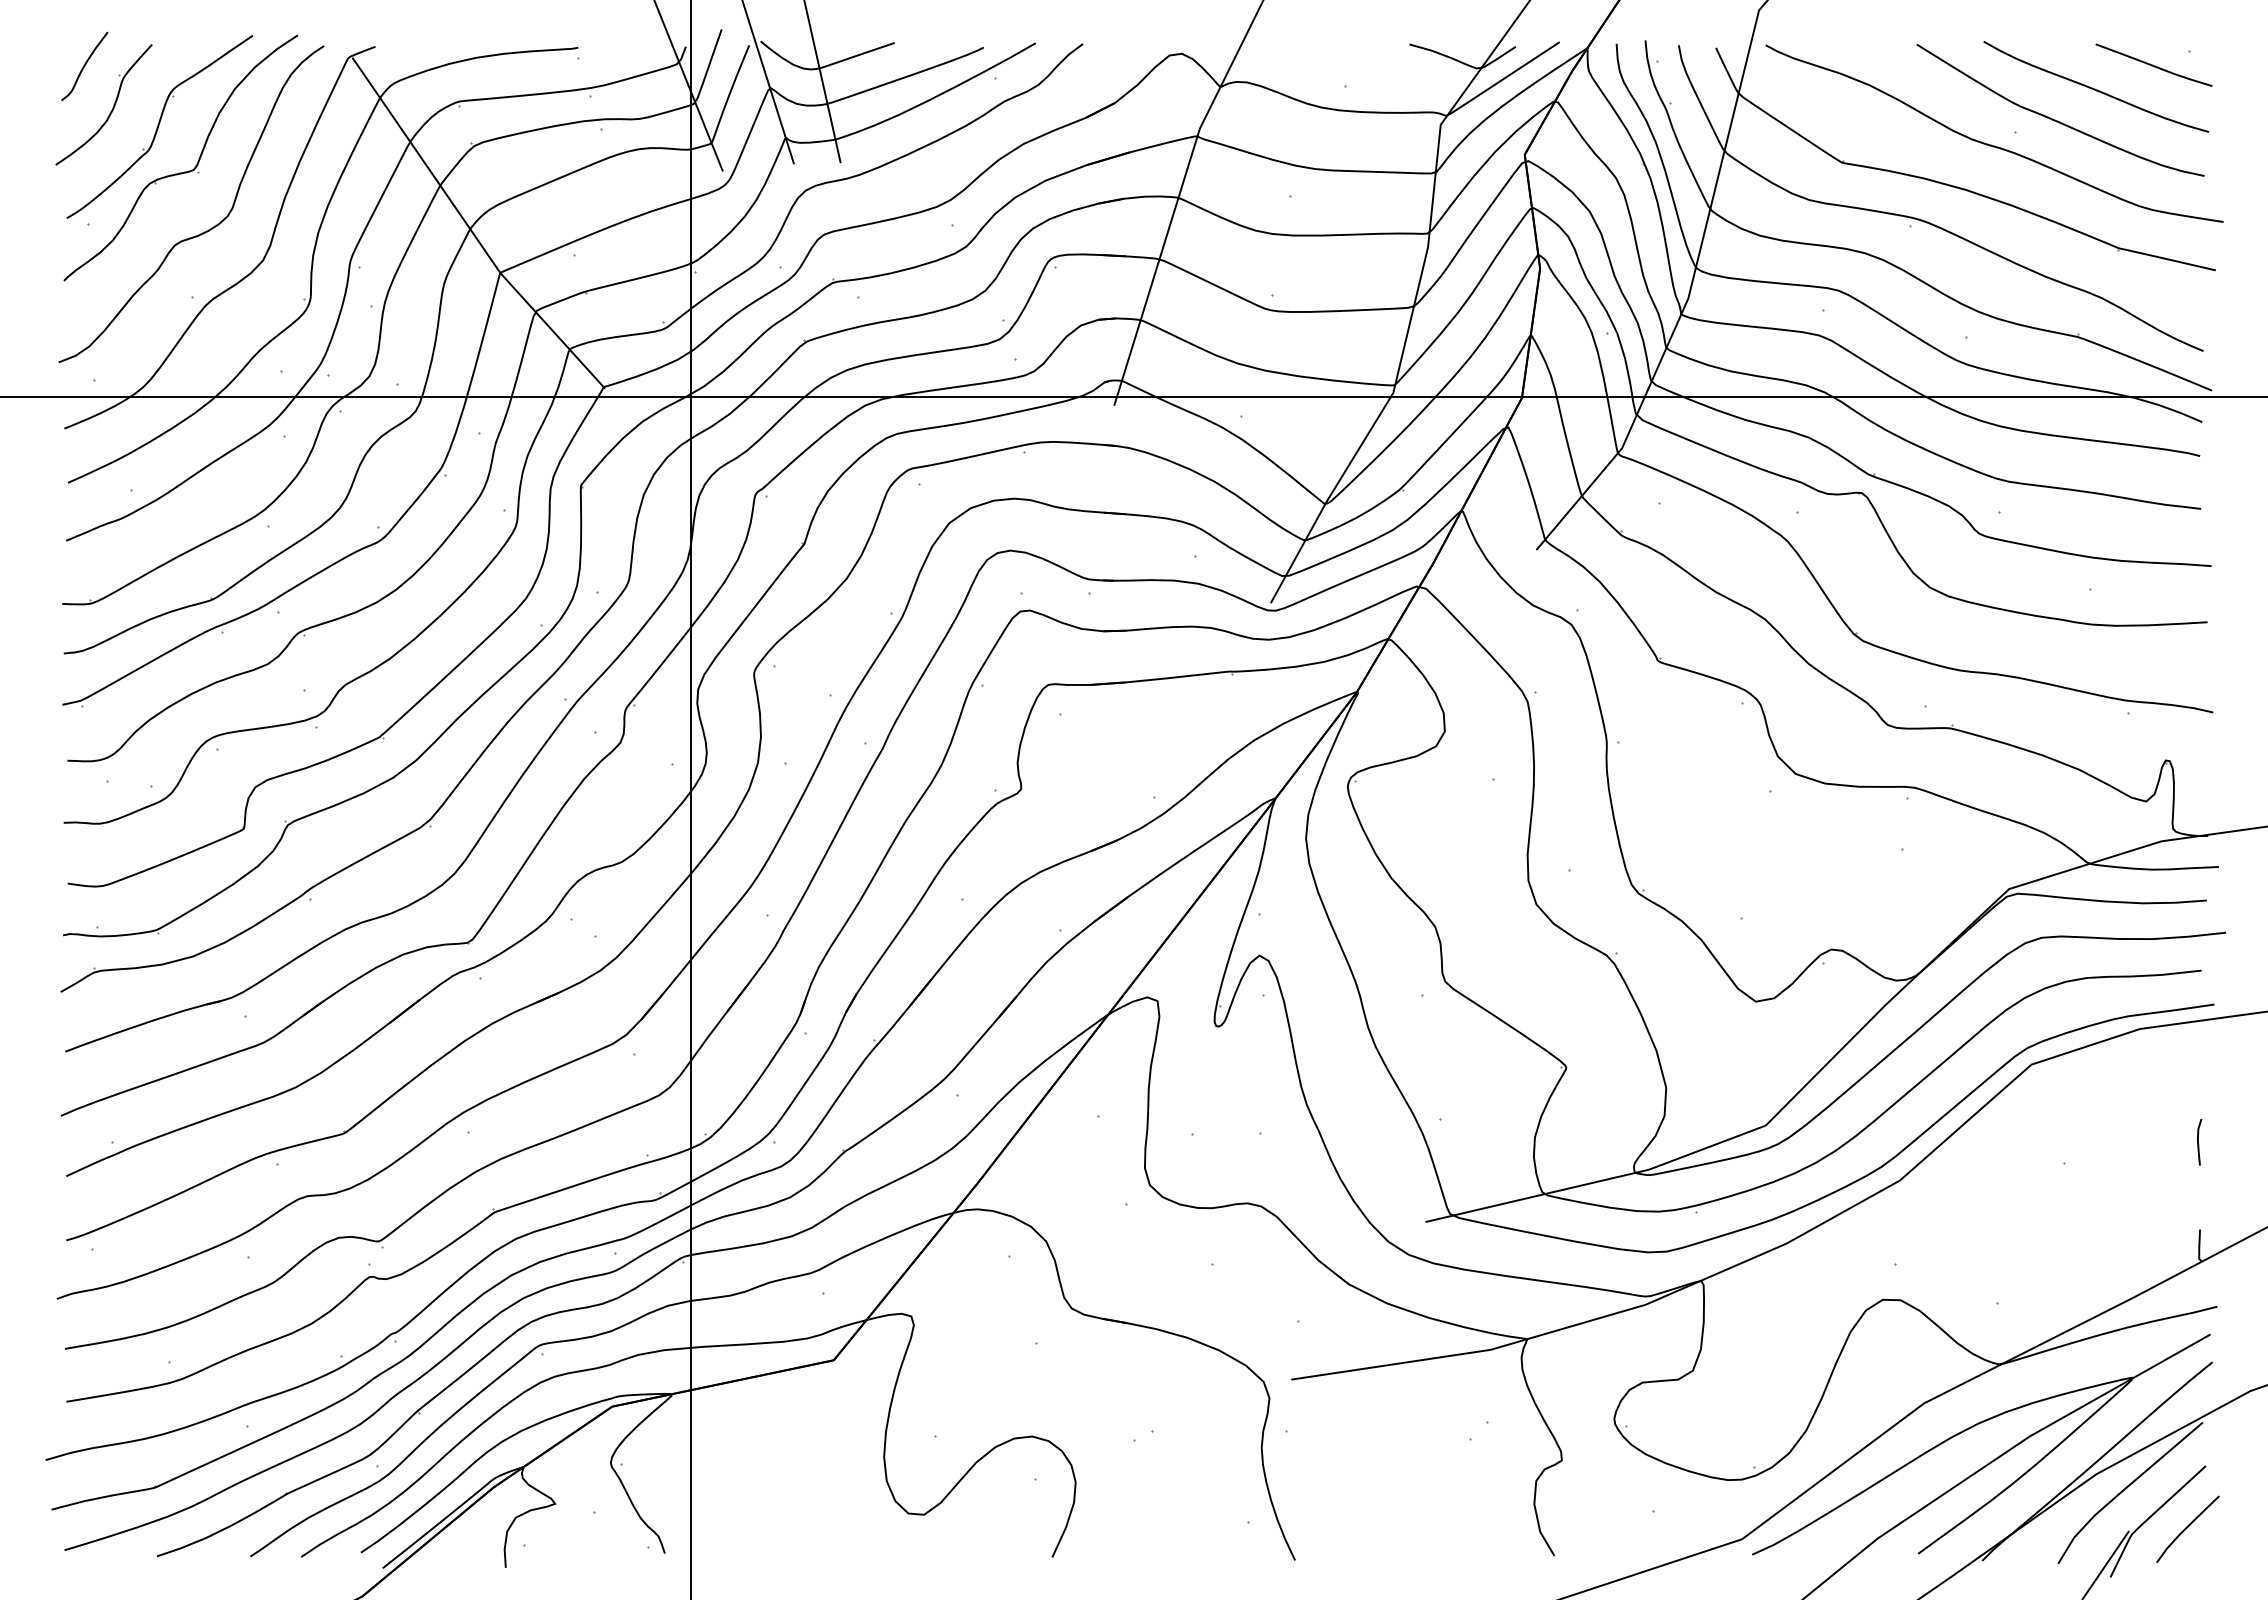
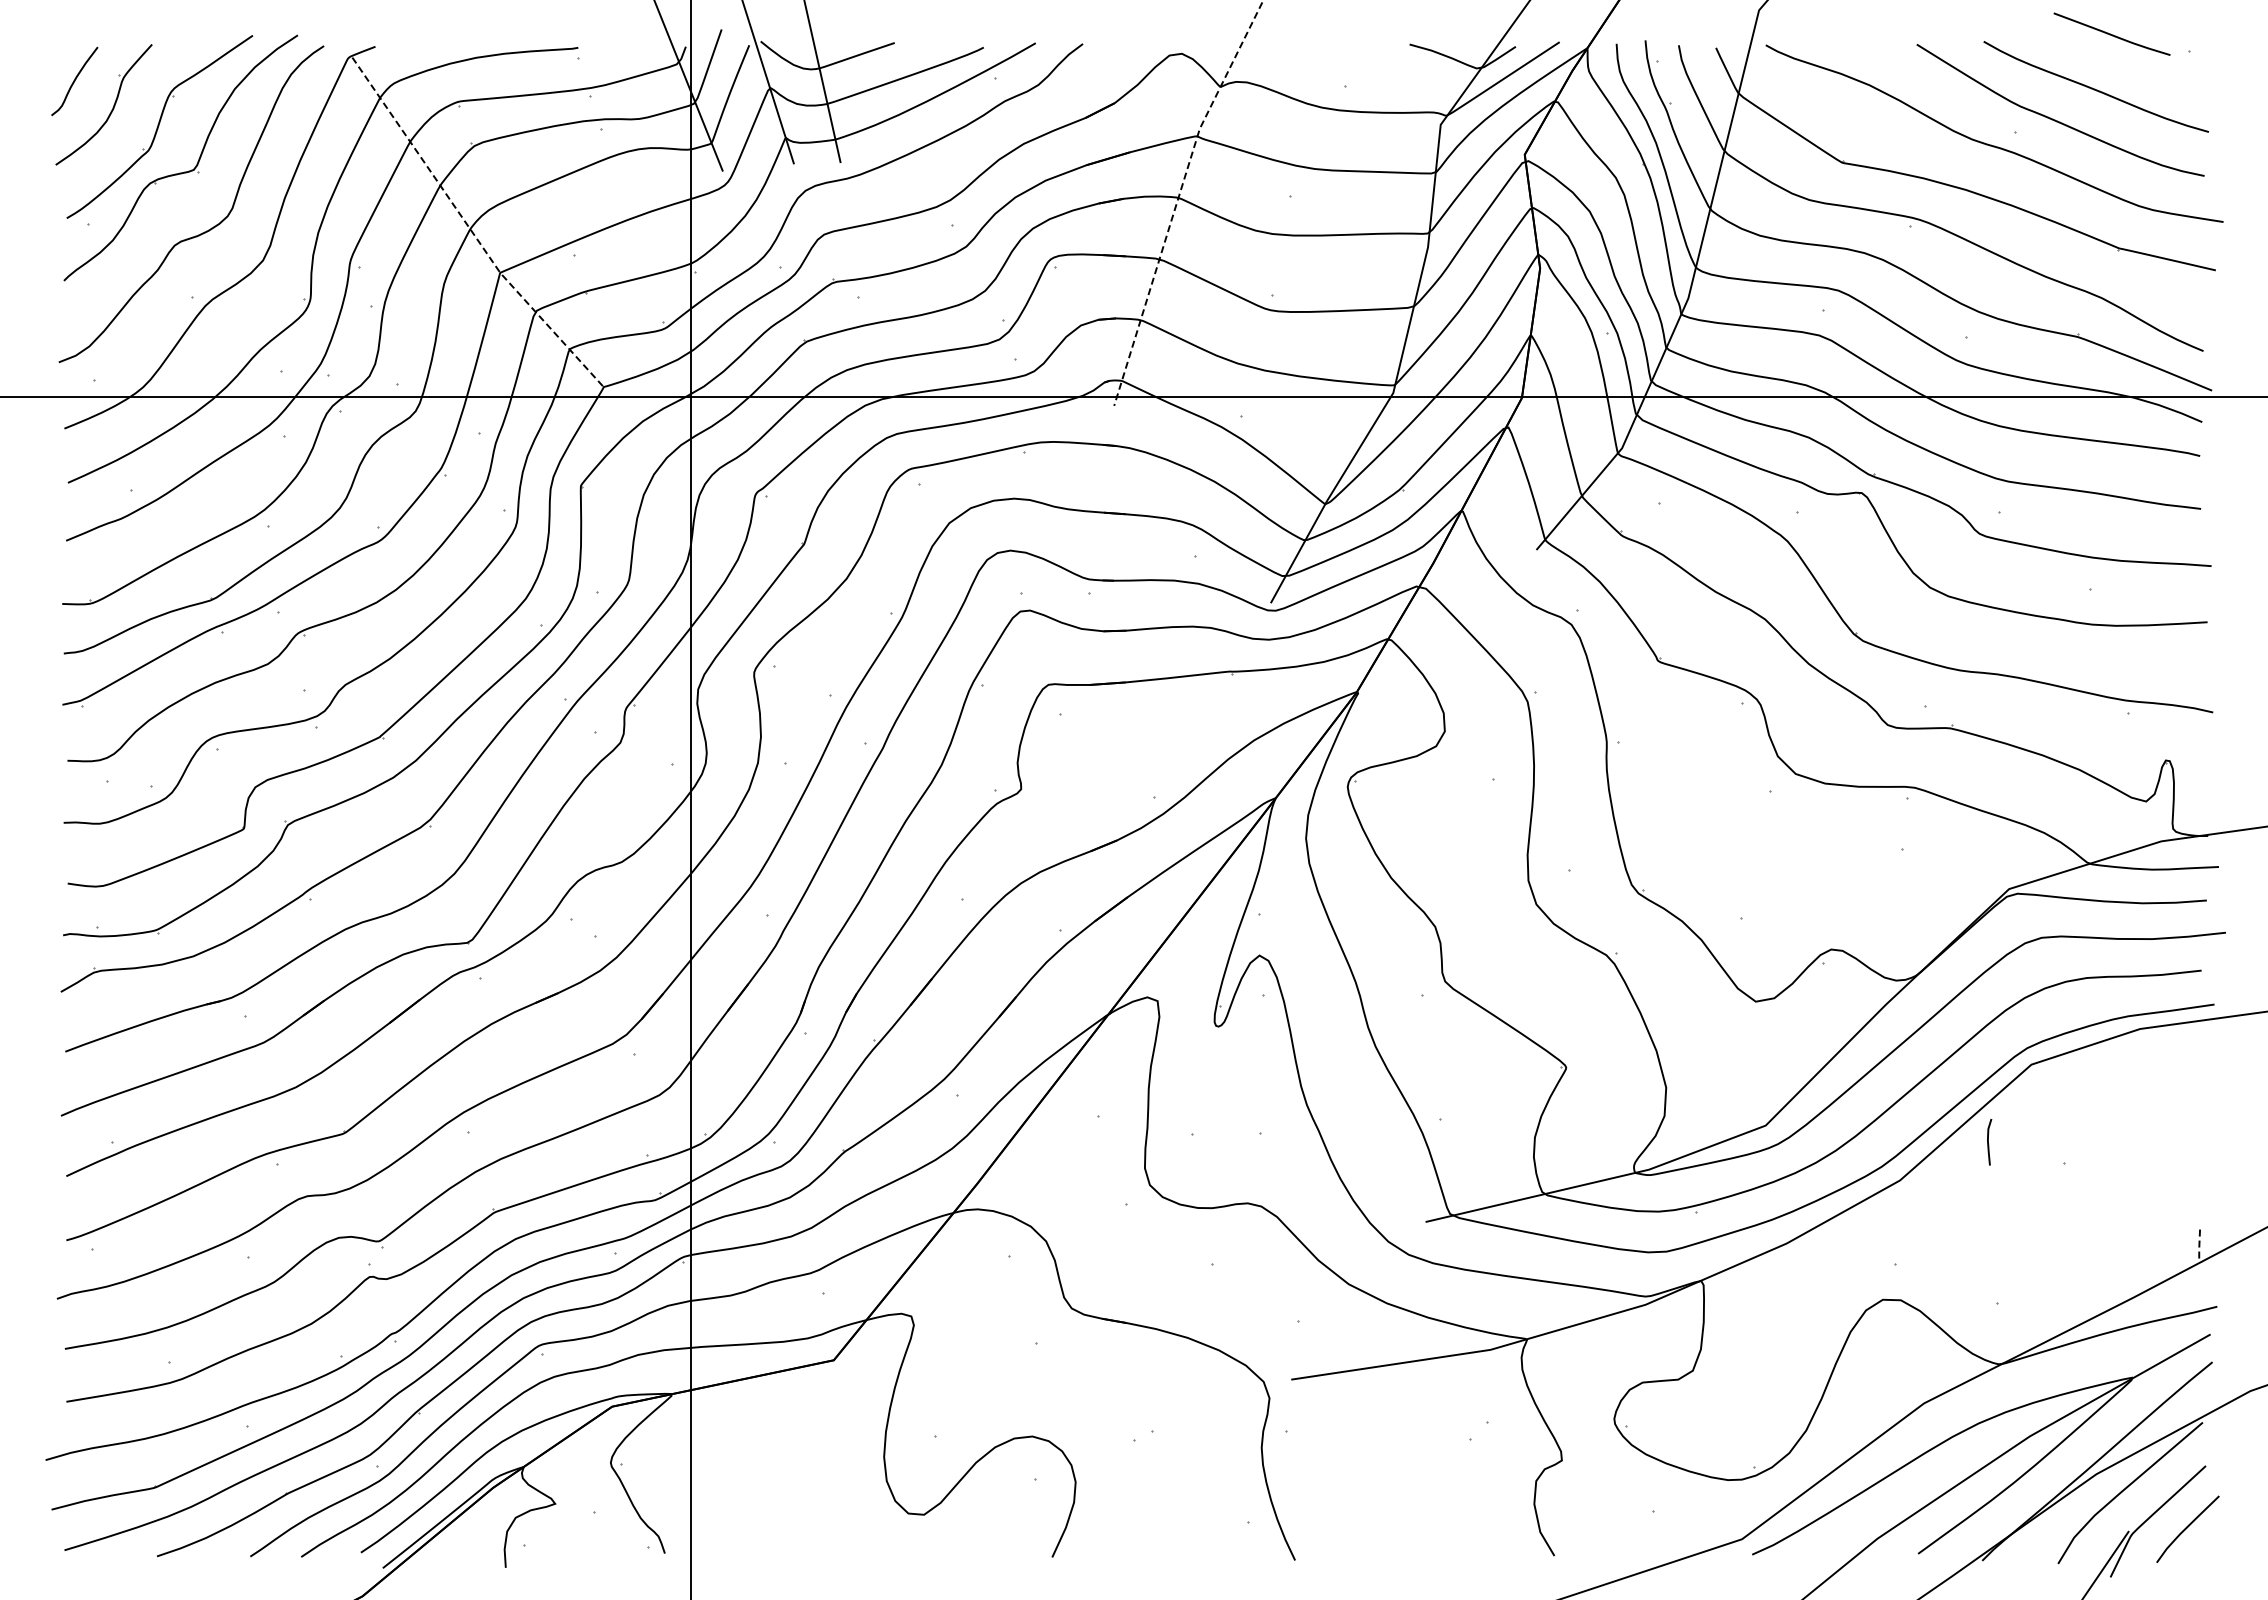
curve position: (2152, 64) -> (2110, 33) (2110, 33)
curve position: (84, 66) -> (74, 81) (74, 81)
line: solid -> dashed (1178, 199)
line: solid -> dashed (471, 230)
line position: (2198, 1142) -> (1988, 1142) (1988, 1142)
line: solid -> dashed (2199, 1248)
